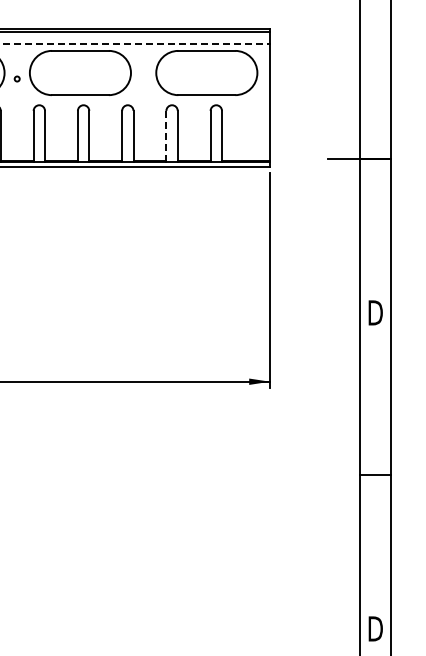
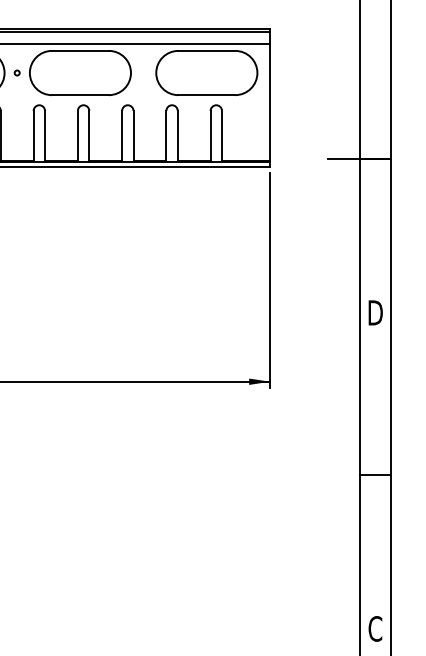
line: dashed -> solid (135, 44)
circle position: (16, 78) -> (16, 72) (16, 72)
line: dashed -> solid (166, 135)
text: D -> C (375, 628)
